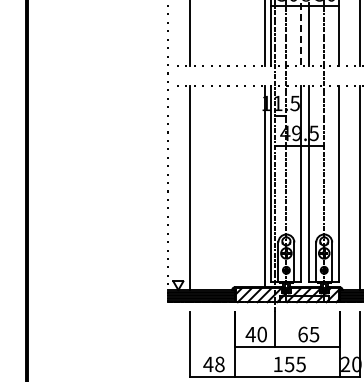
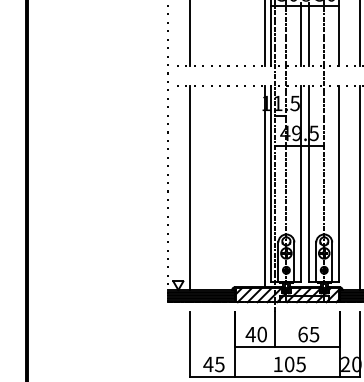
line: dashed -> solid (301, 35)
text: 48 -> 45 (219, 364)
text: 155 -> 105 (289, 364)
